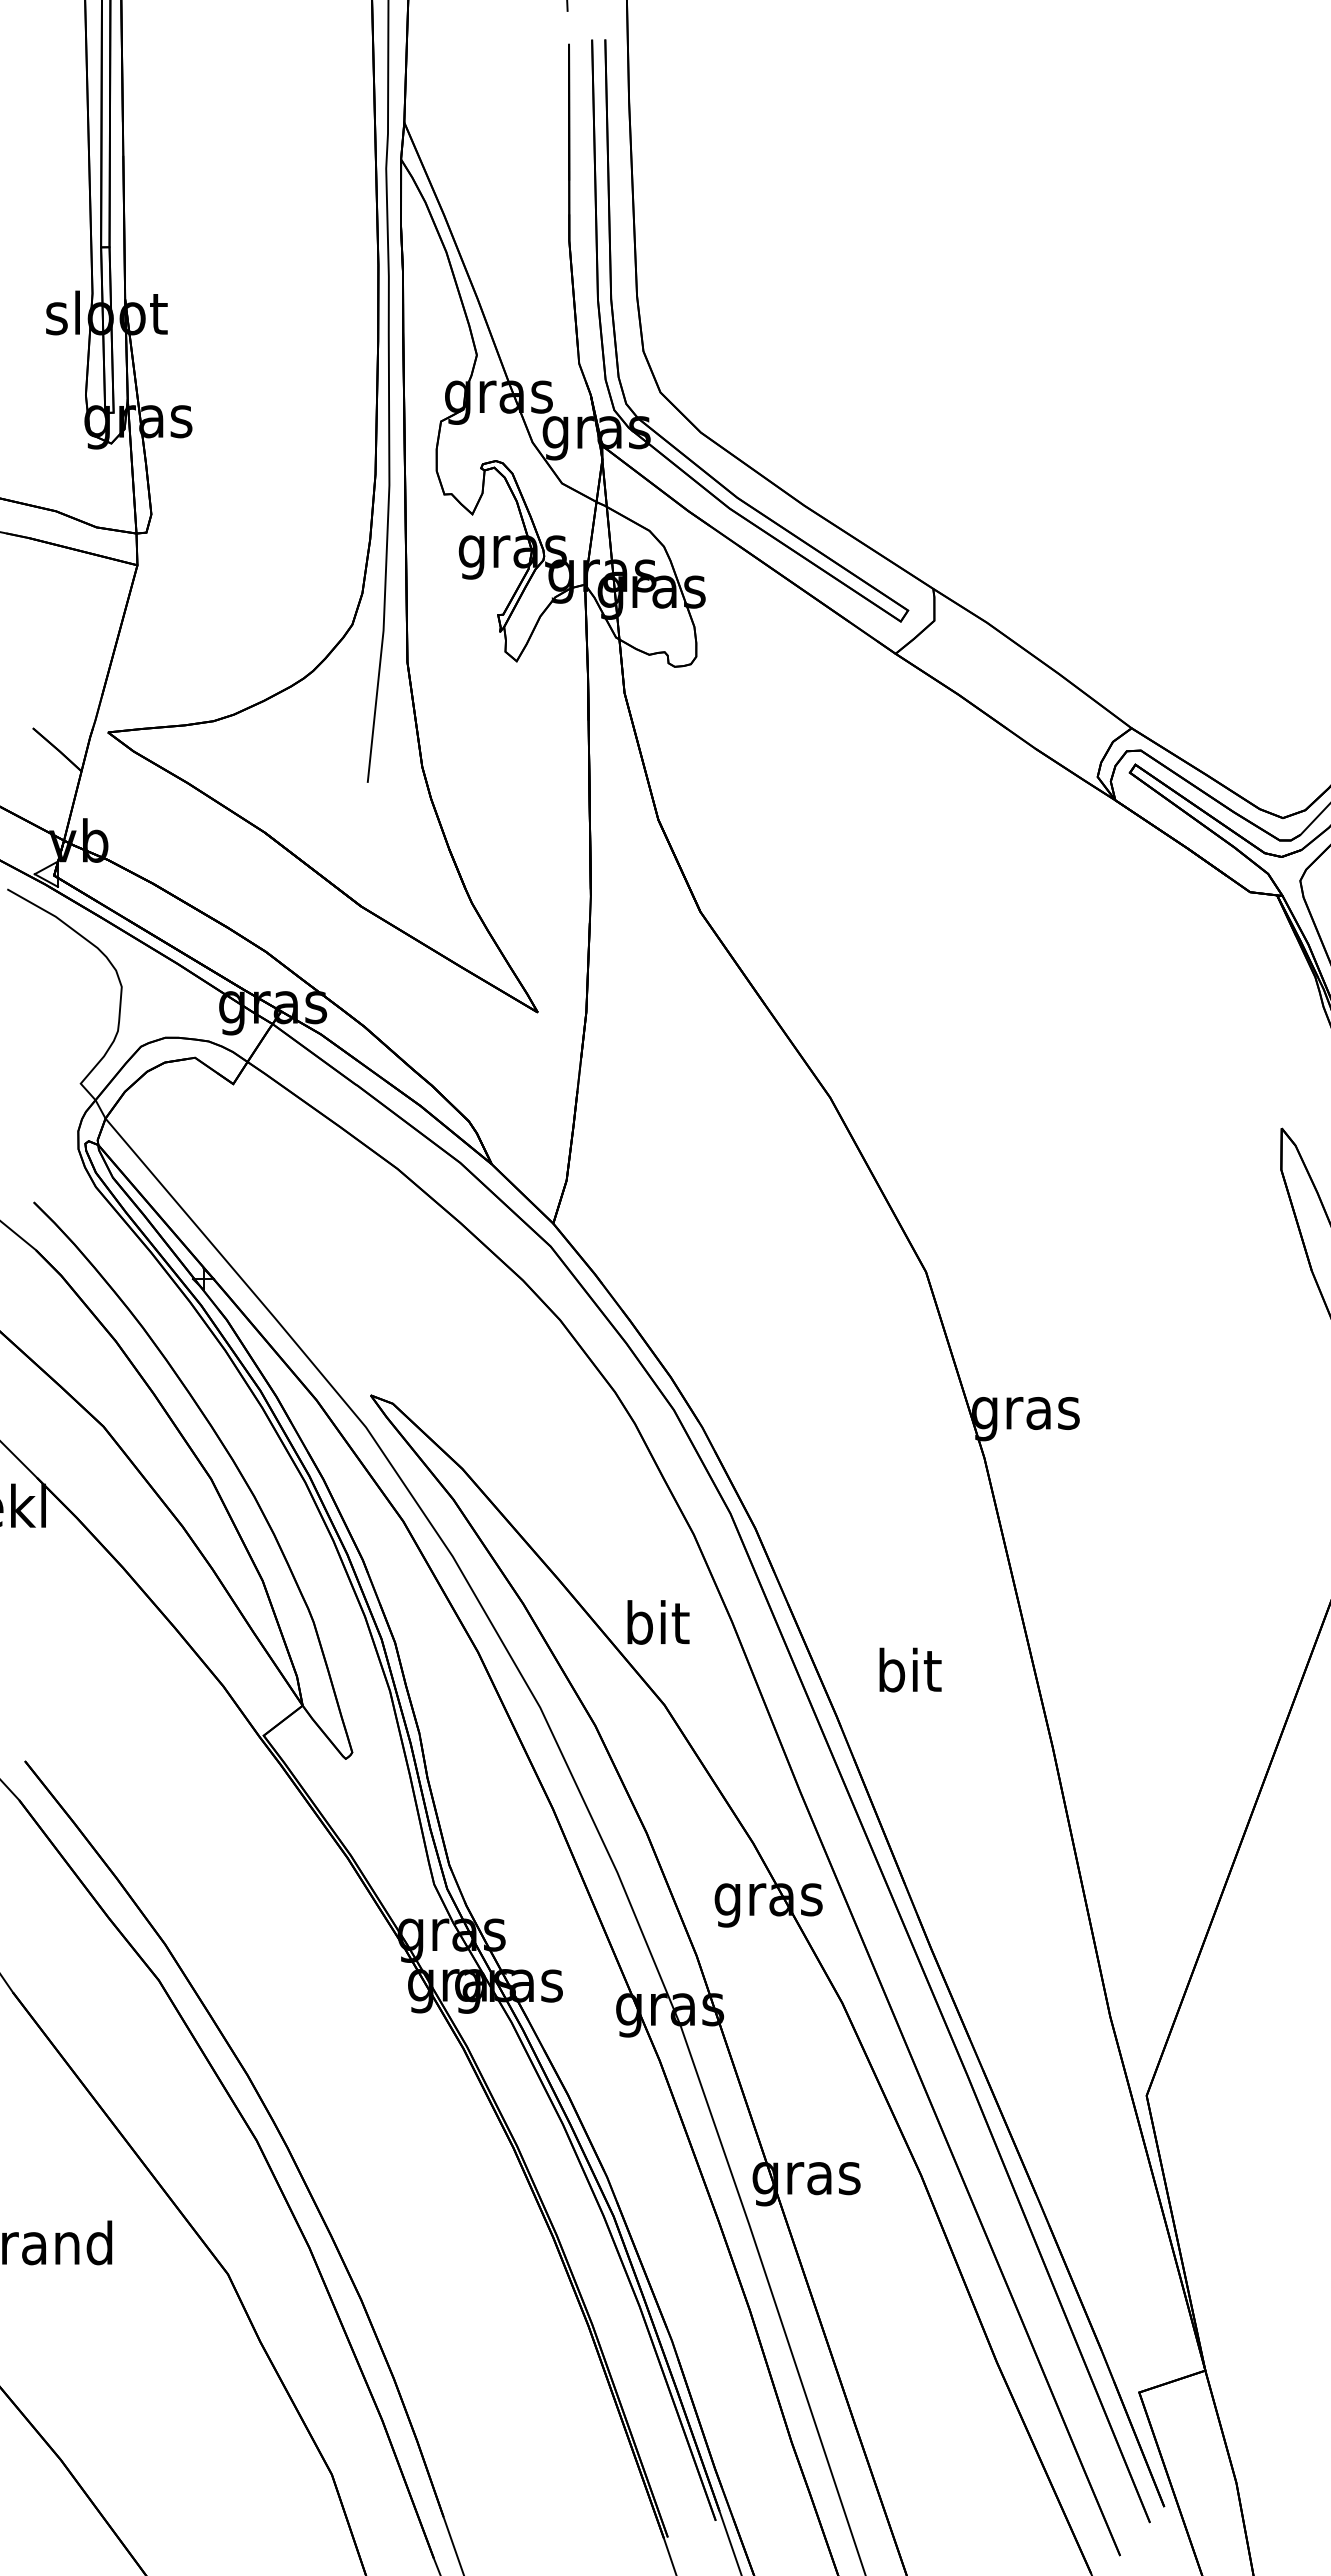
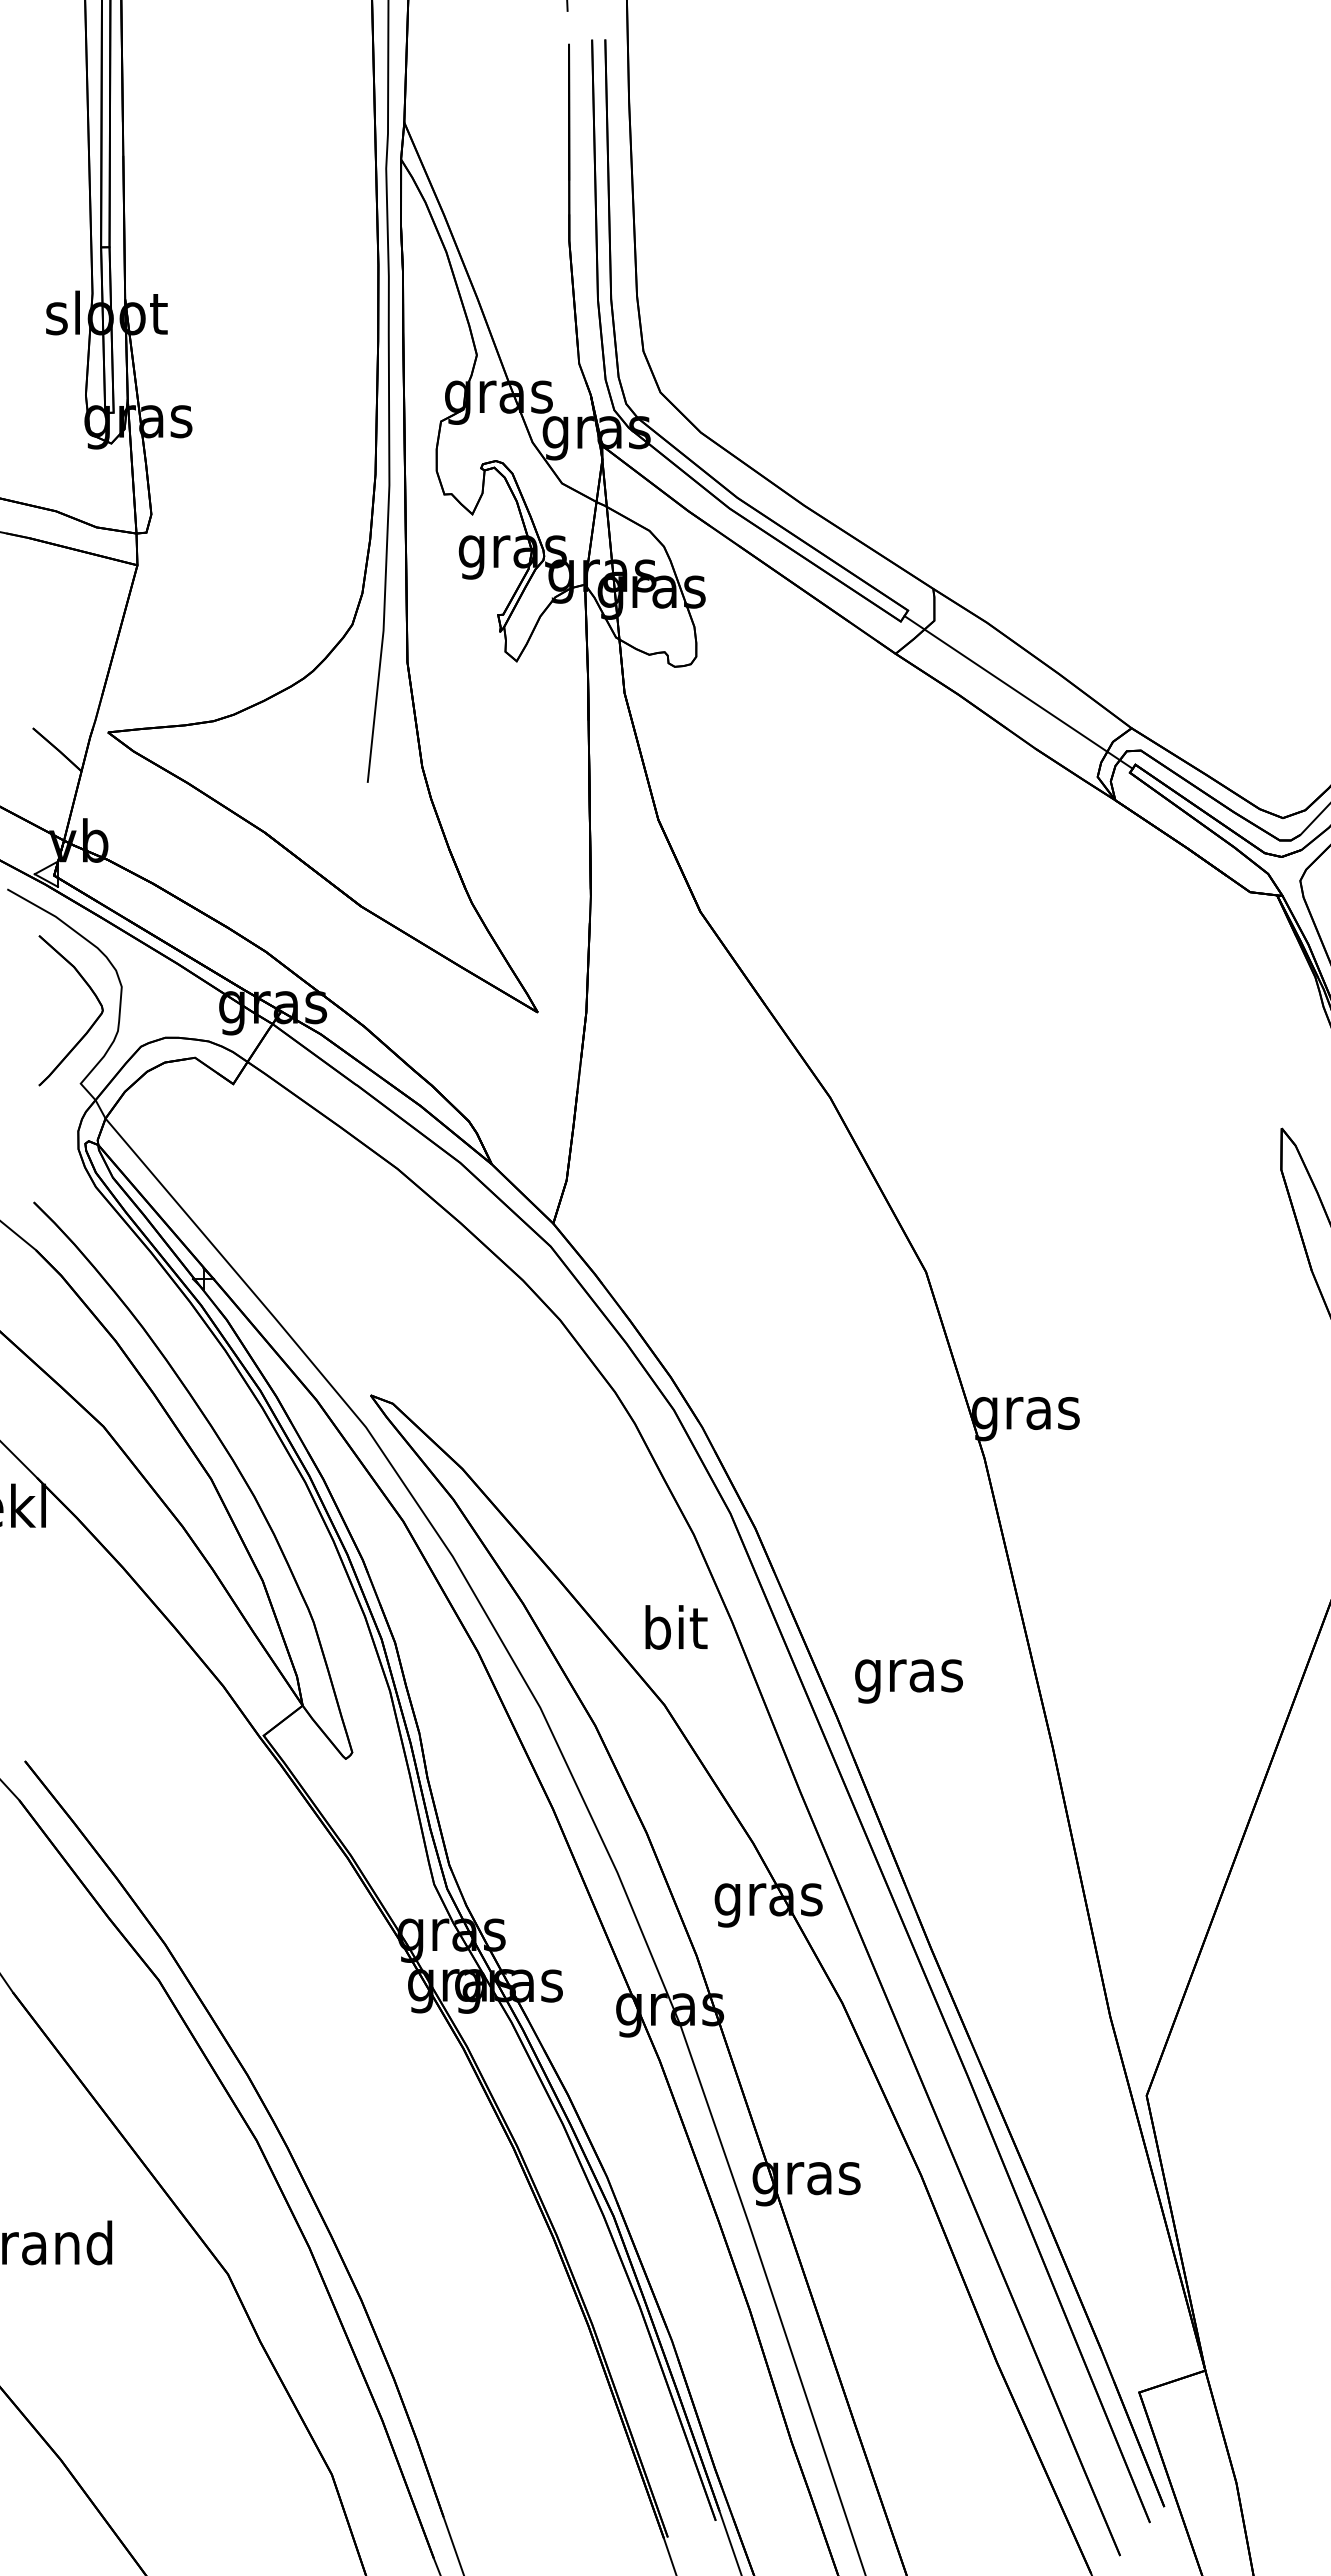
line: none -> present (1018, 692)
part: none -> present (89, 1027)
text position: (658, 1622) -> (676, 1627) (676, 1627)
text: bit -> gras (908, 1675)
